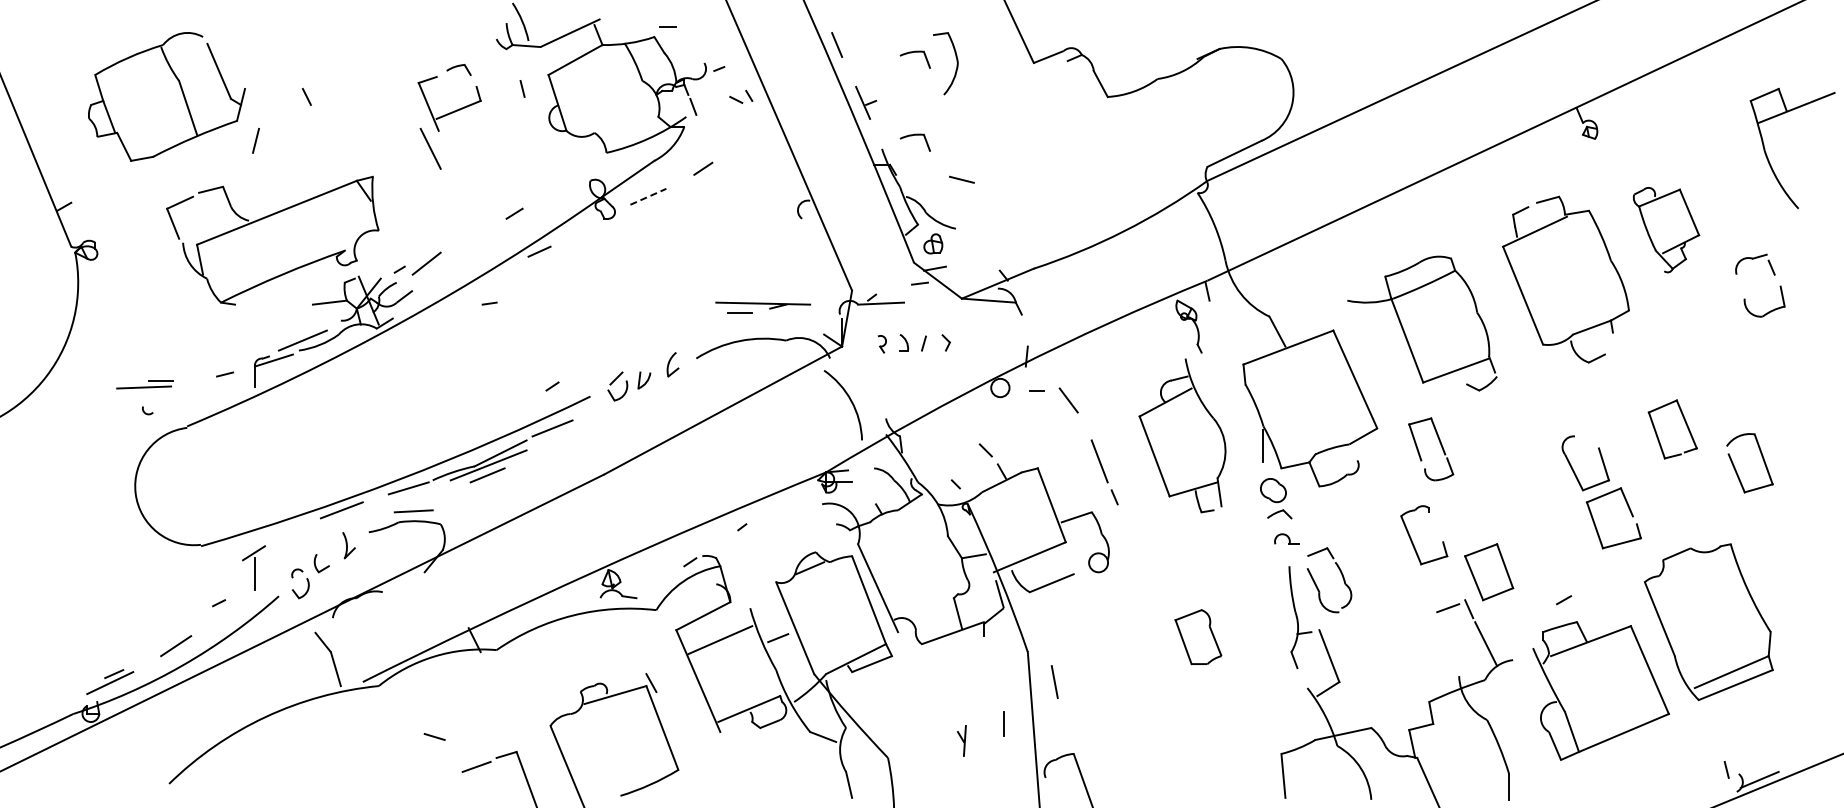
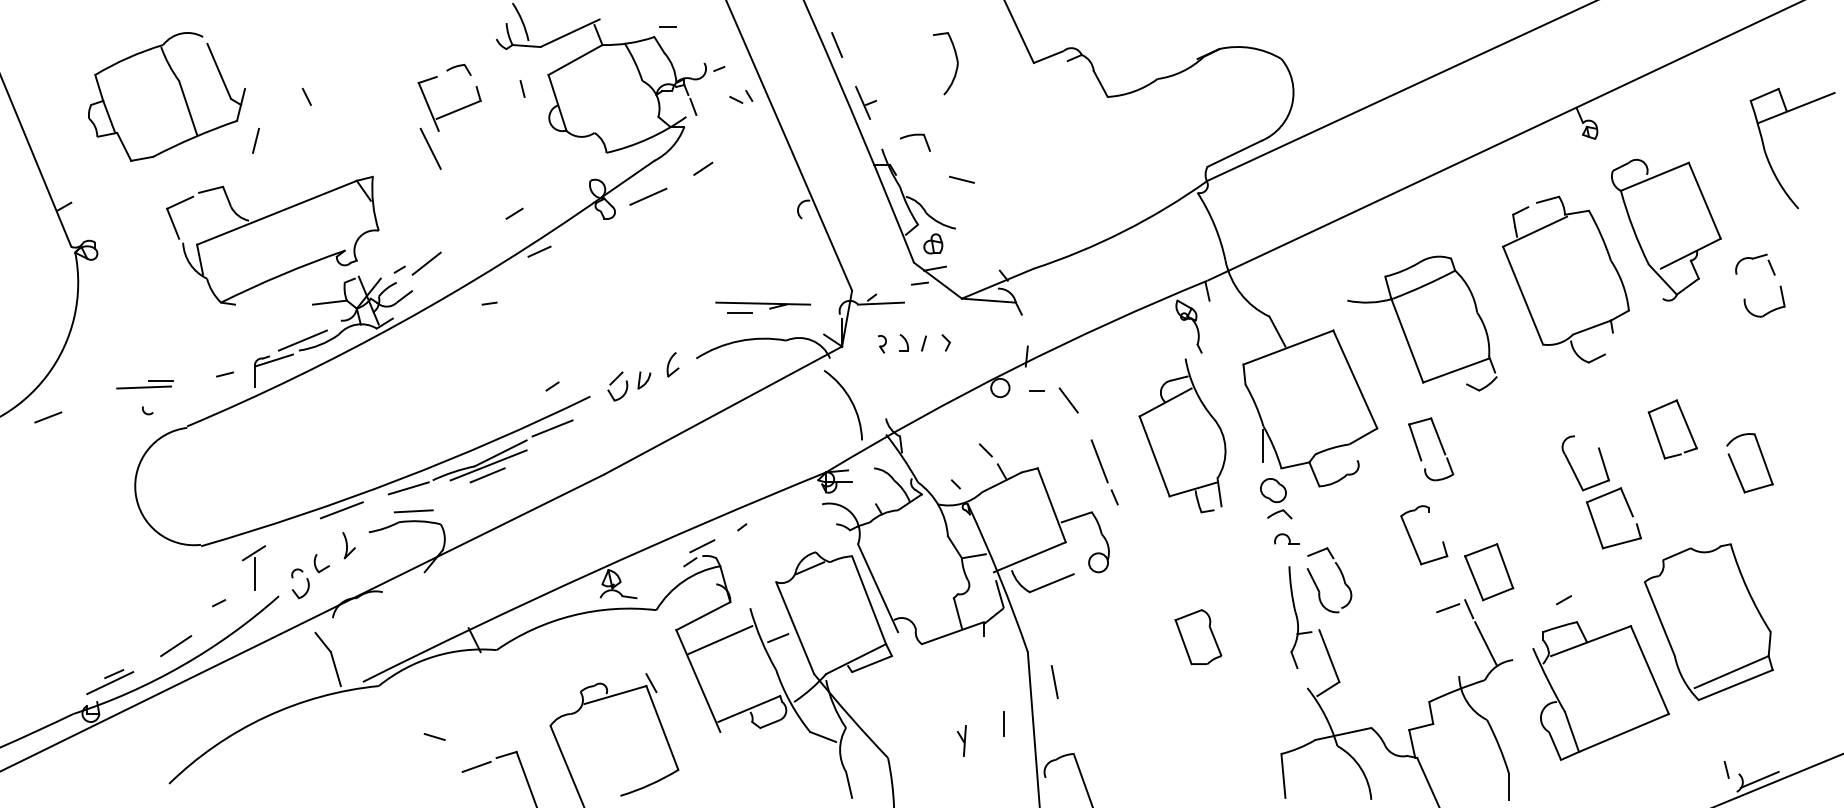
part: present -> none (912, 53)
line: dashed -> solid (648, 196)
part size: 68x87 px -> 111x144 px (1666, 229)
line: none -> present (48, 417)
line: none -> present (702, 546)
